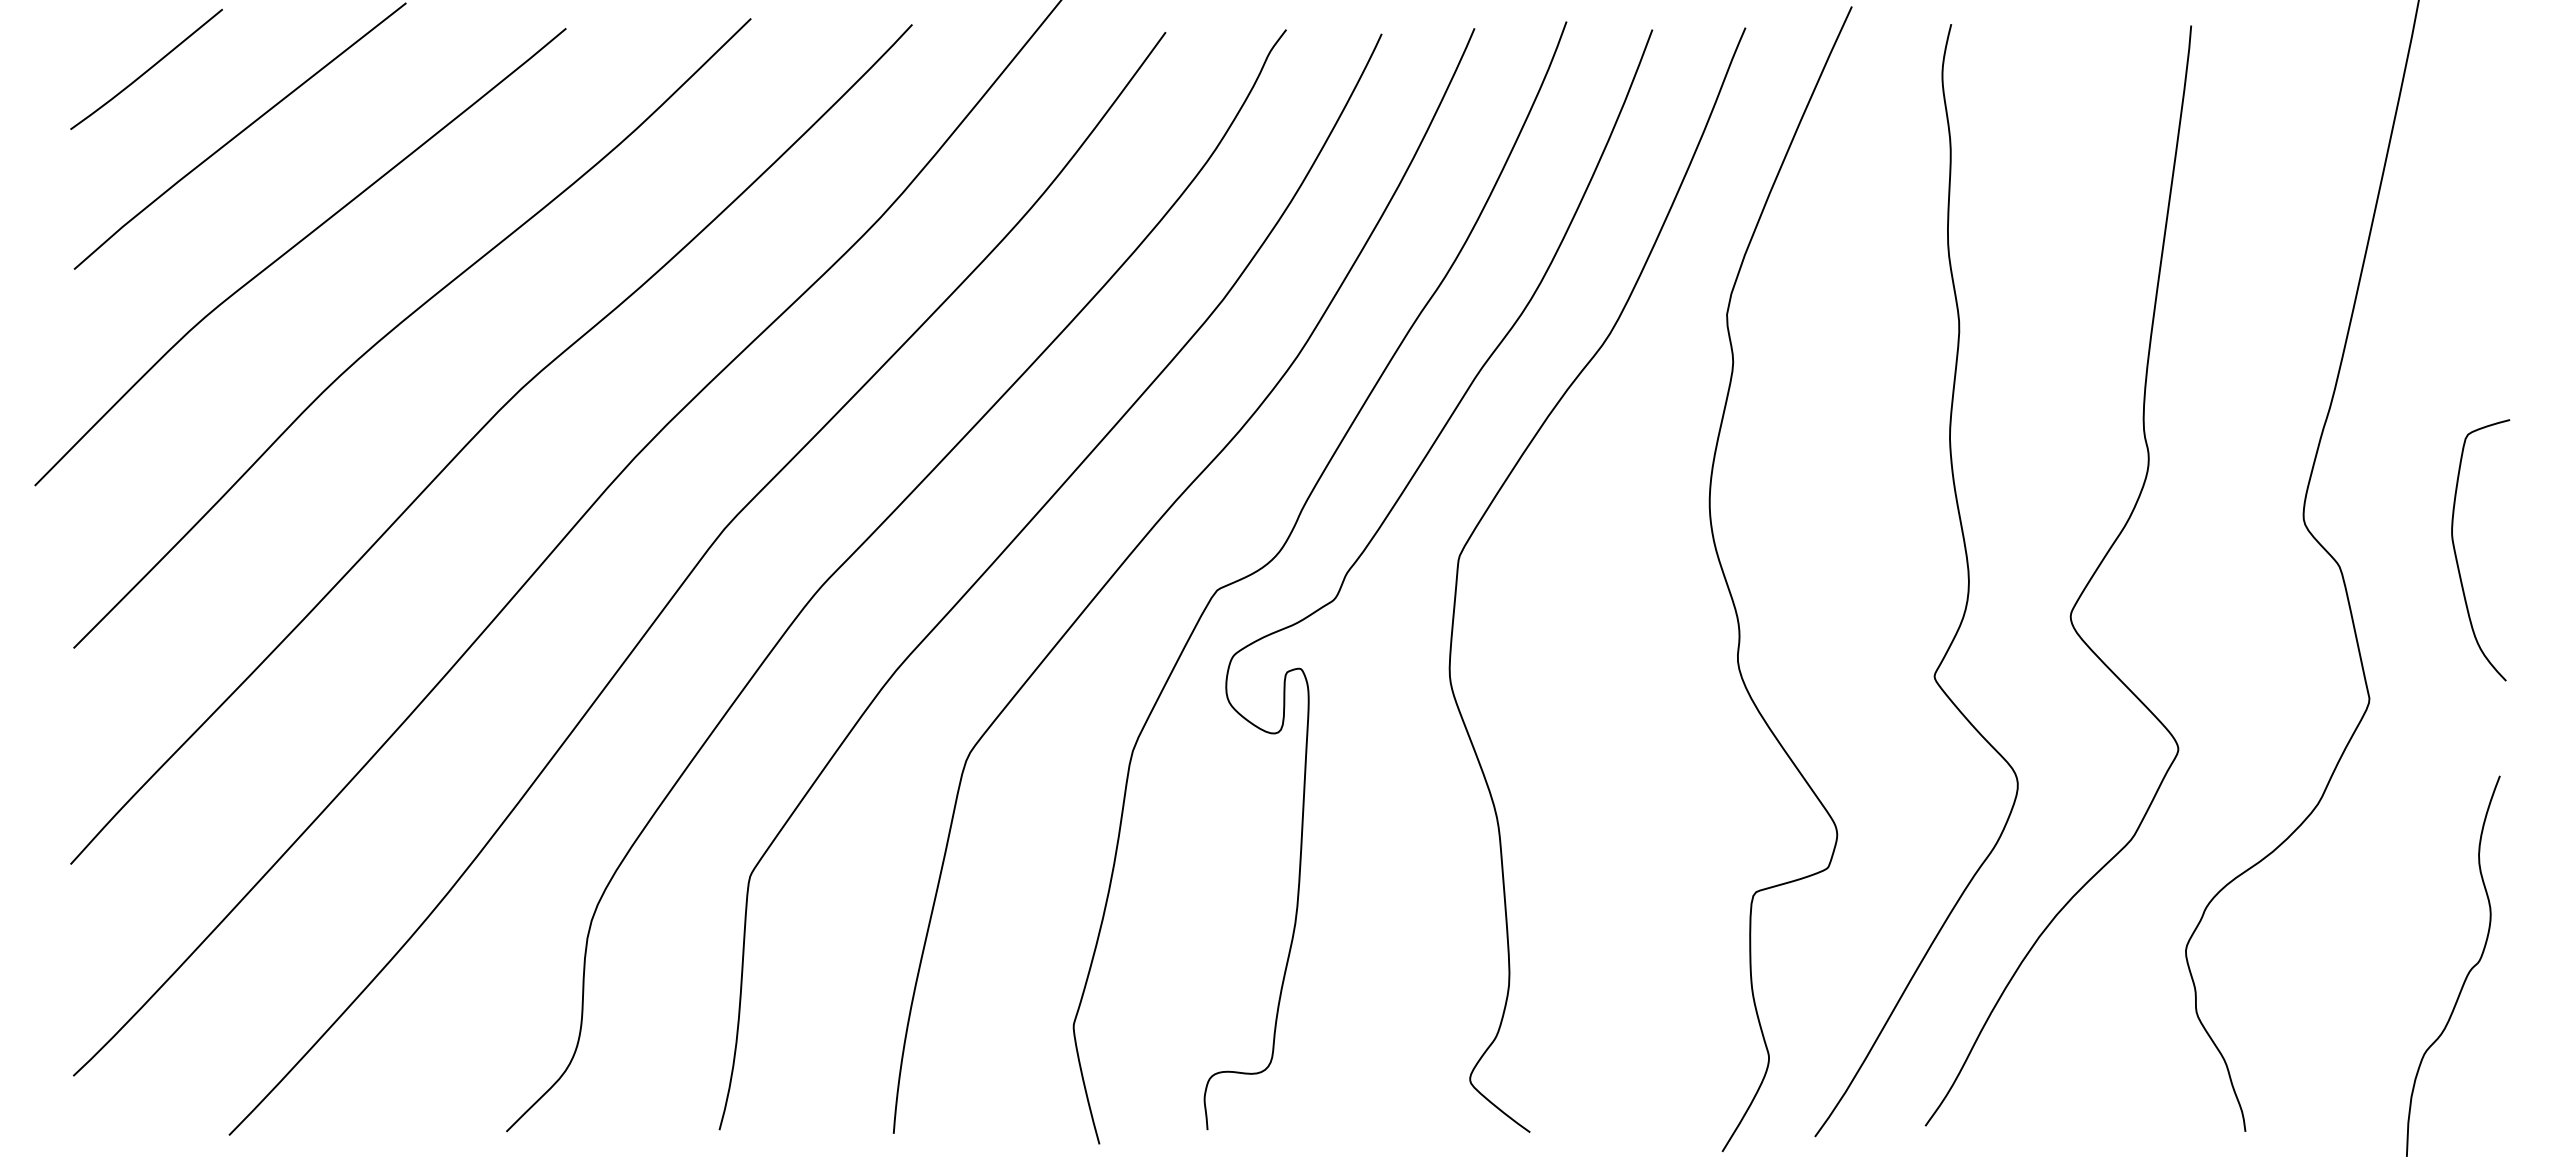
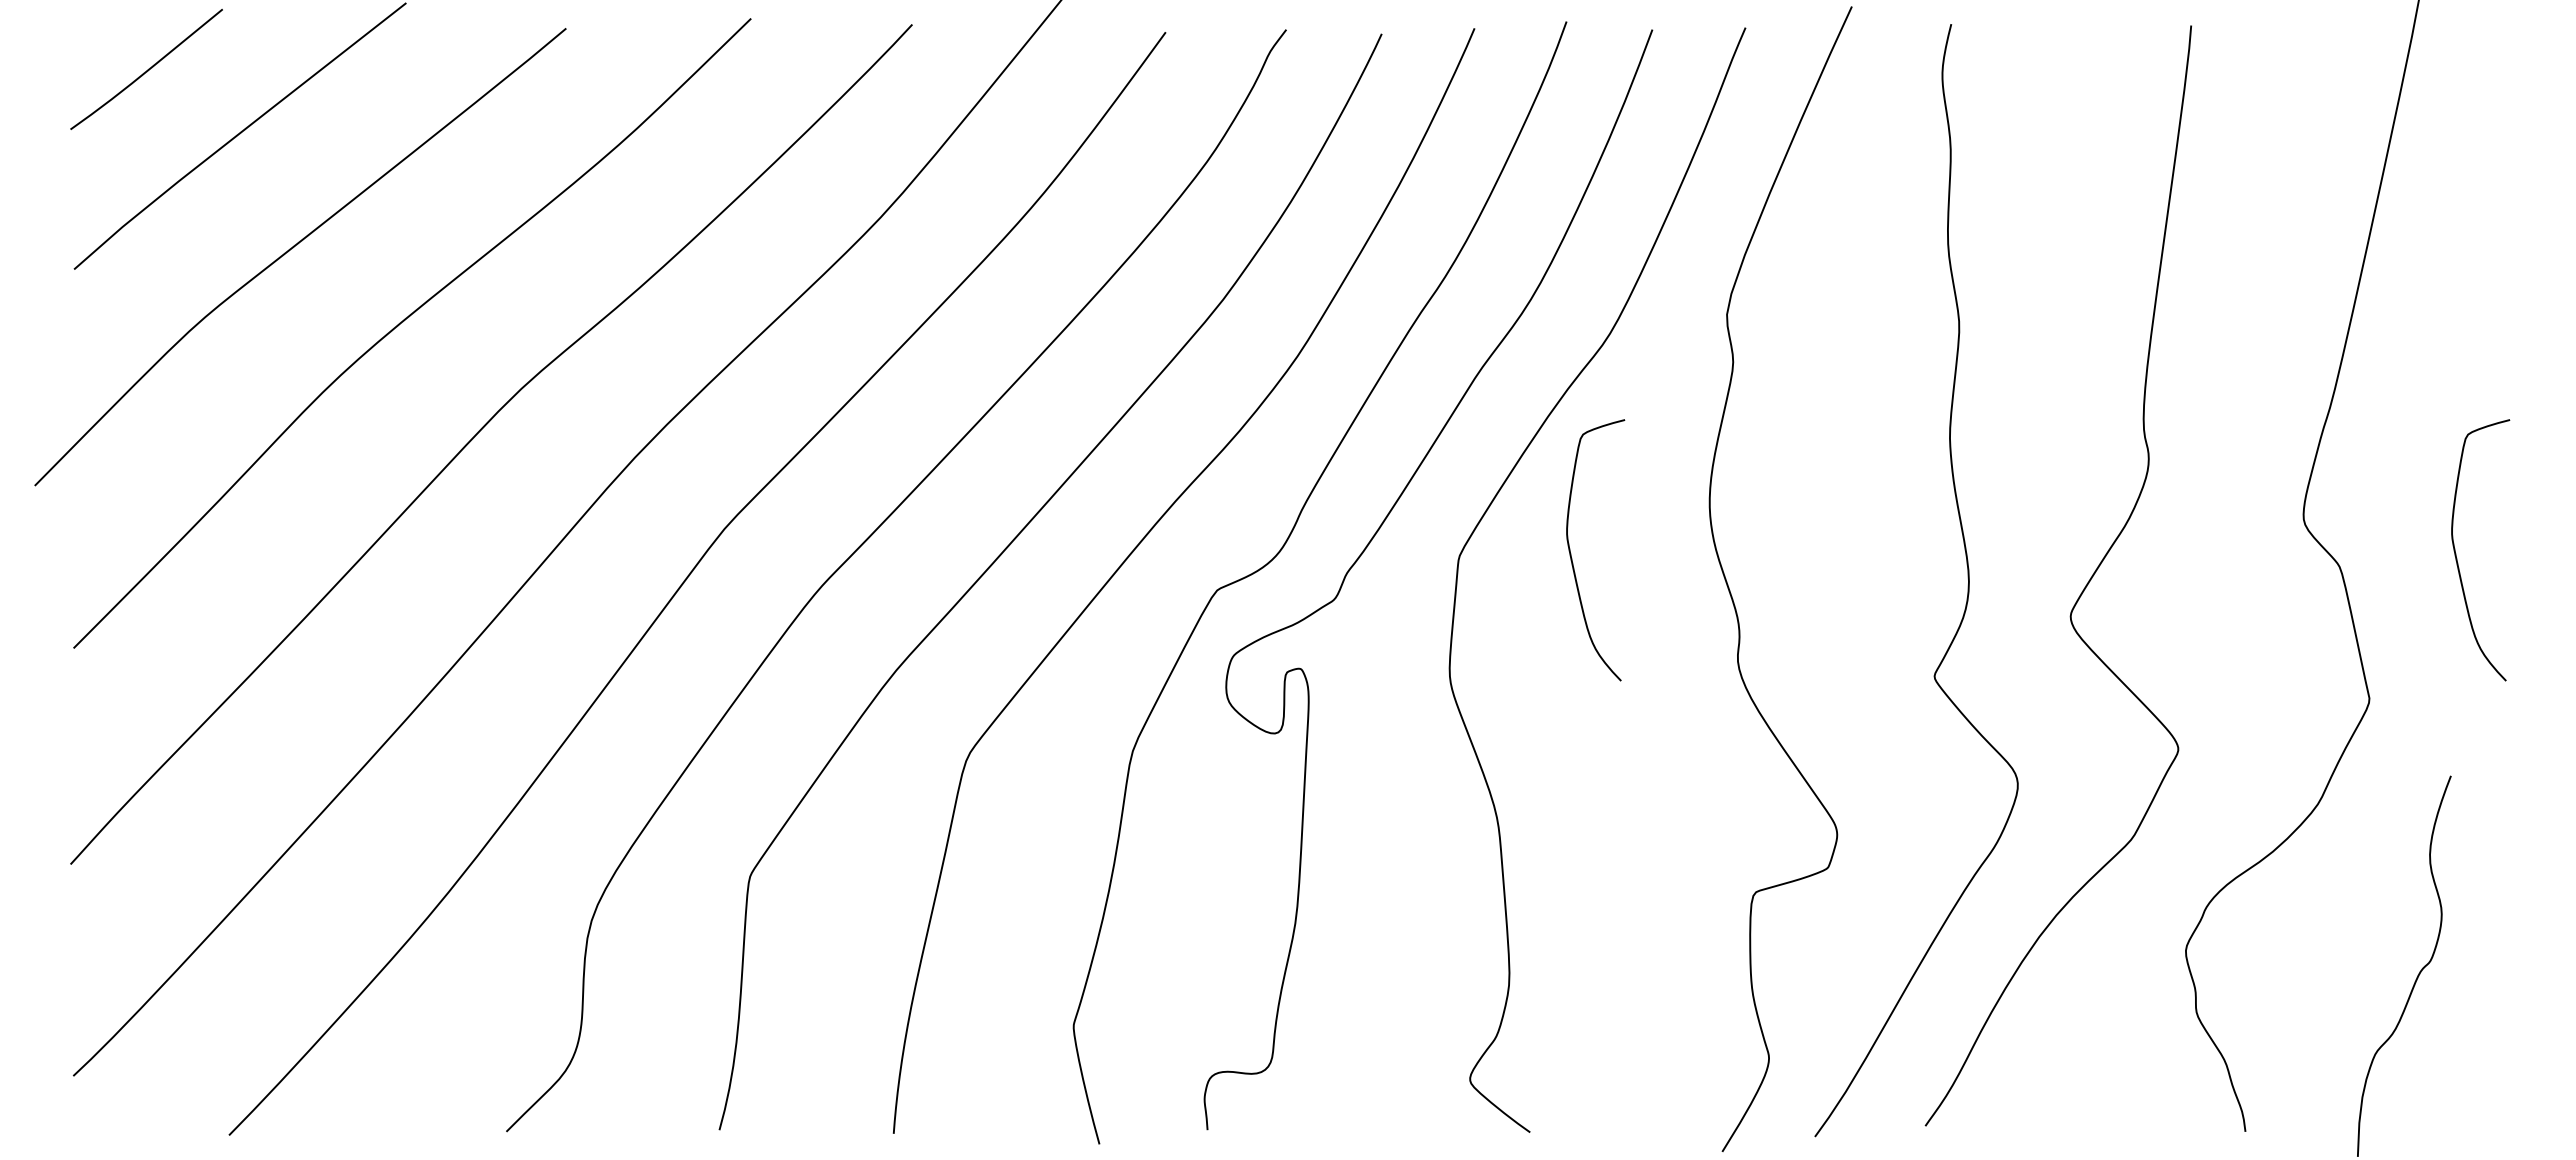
curve: none -> present (1571, 553)
curve position: (2467, 973) -> (2418, 973) (2418, 973)
